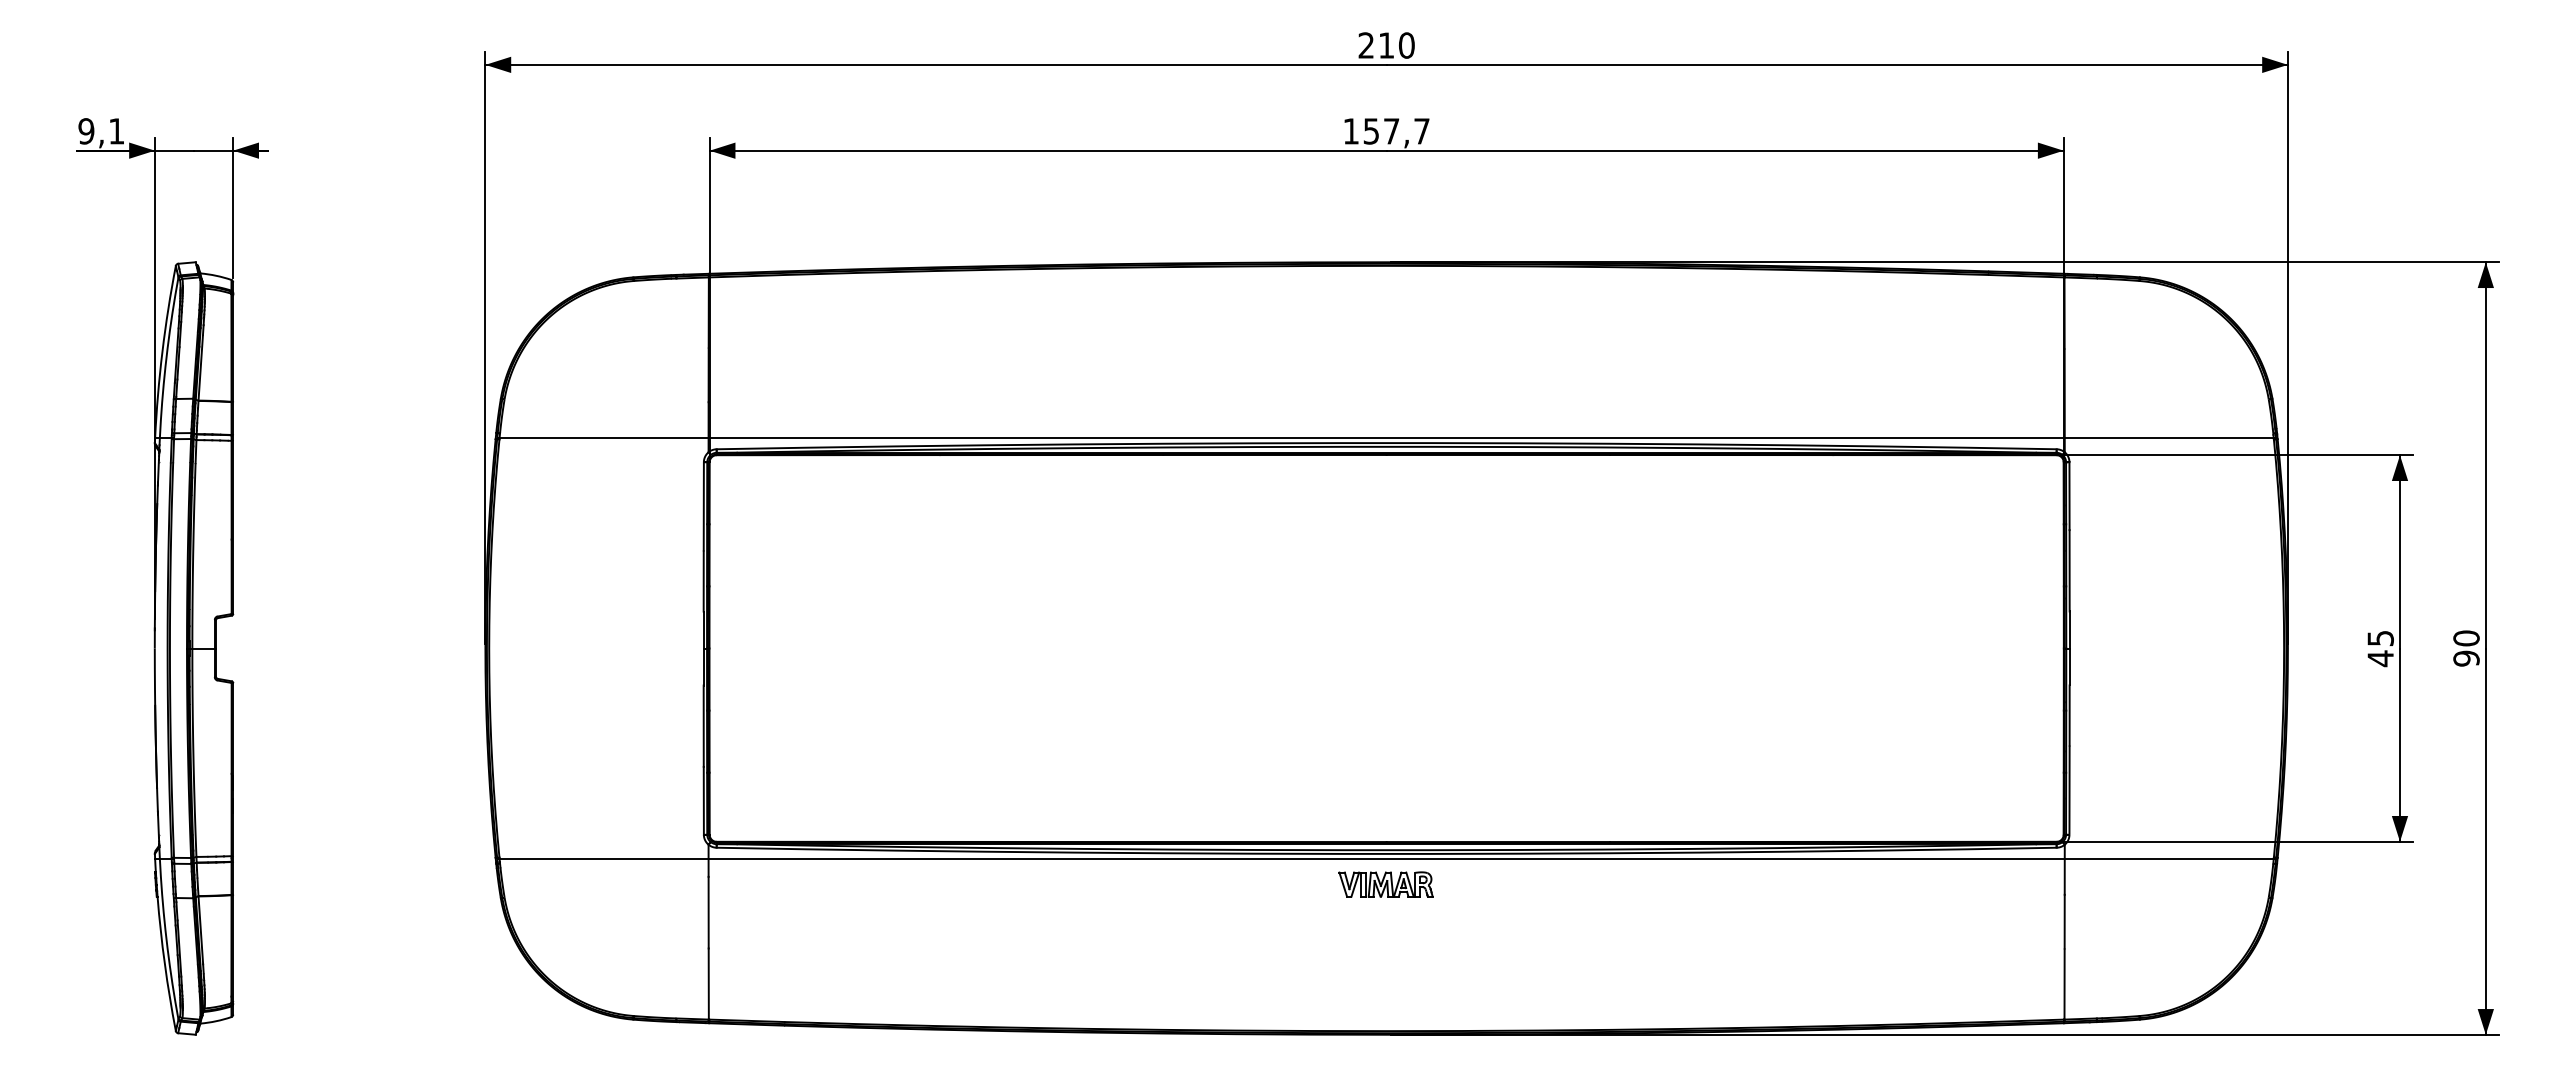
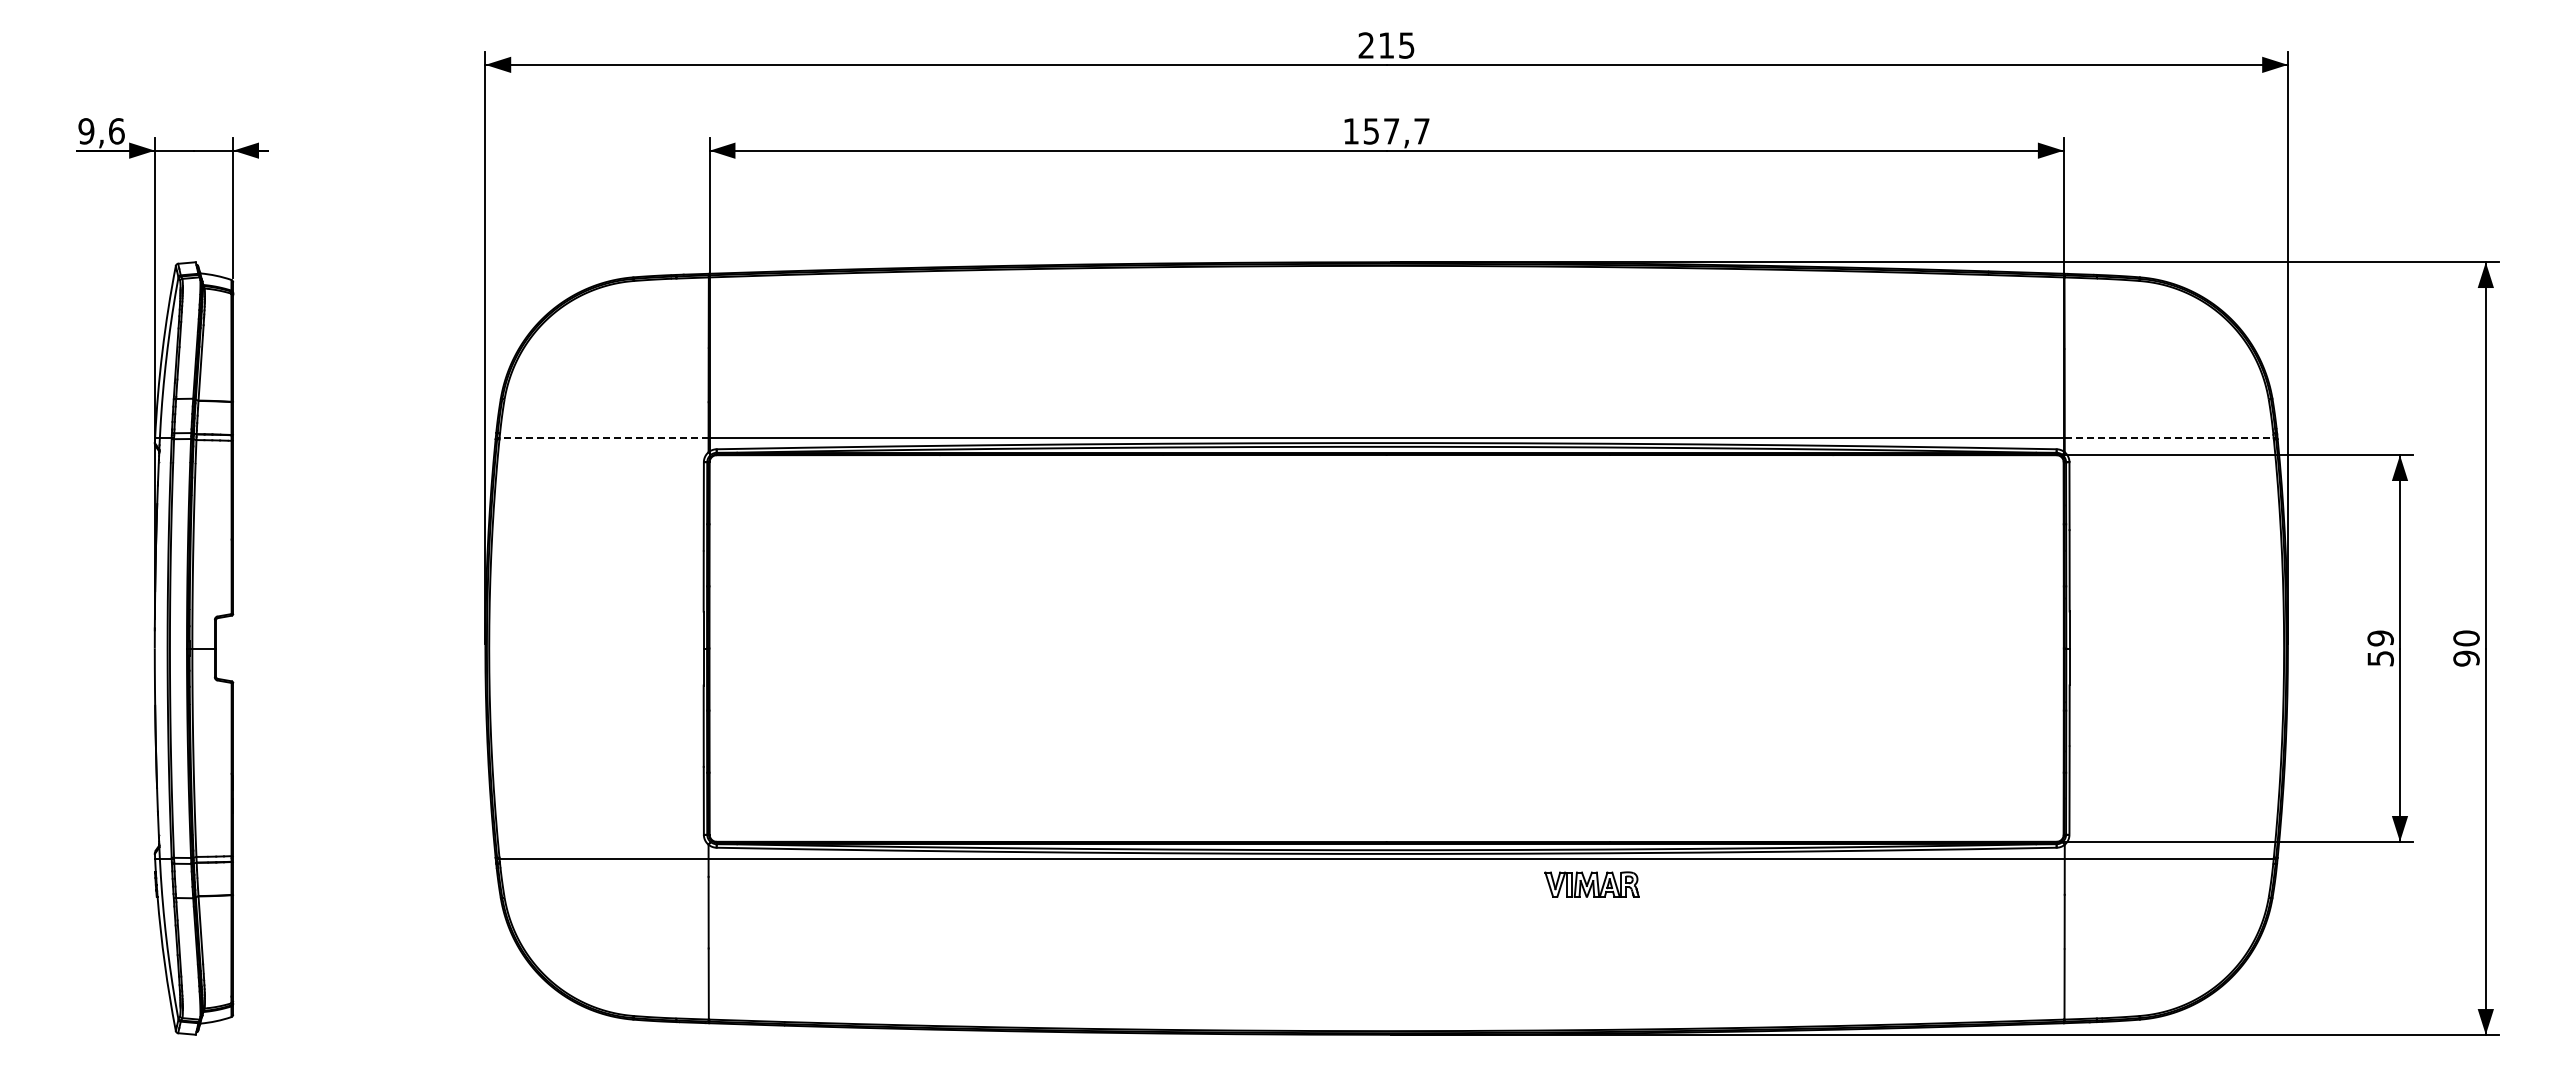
text: 210 -> 215 (1406, 45)
text: 9,1 -> 9,6 (116, 131)
line: solid -> dashed (604, 438)
line: solid -> dashed (2169, 438)
text: 45 -> 59 (2380, 648)
part position: (1385, 884) -> (1591, 884) (1591, 884)
